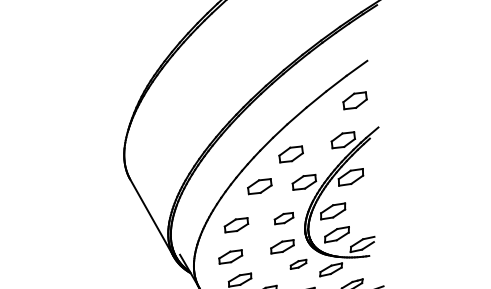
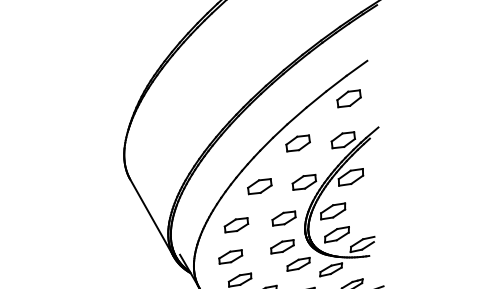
part position: (354, 100) -> (348, 98) (348, 98)
part position: (290, 154) -> (297, 143) (297, 143)
part size: 22x14 px -> 26x17 px (283, 218)
part size: 19x12 px -> 25x15 px (298, 264)
